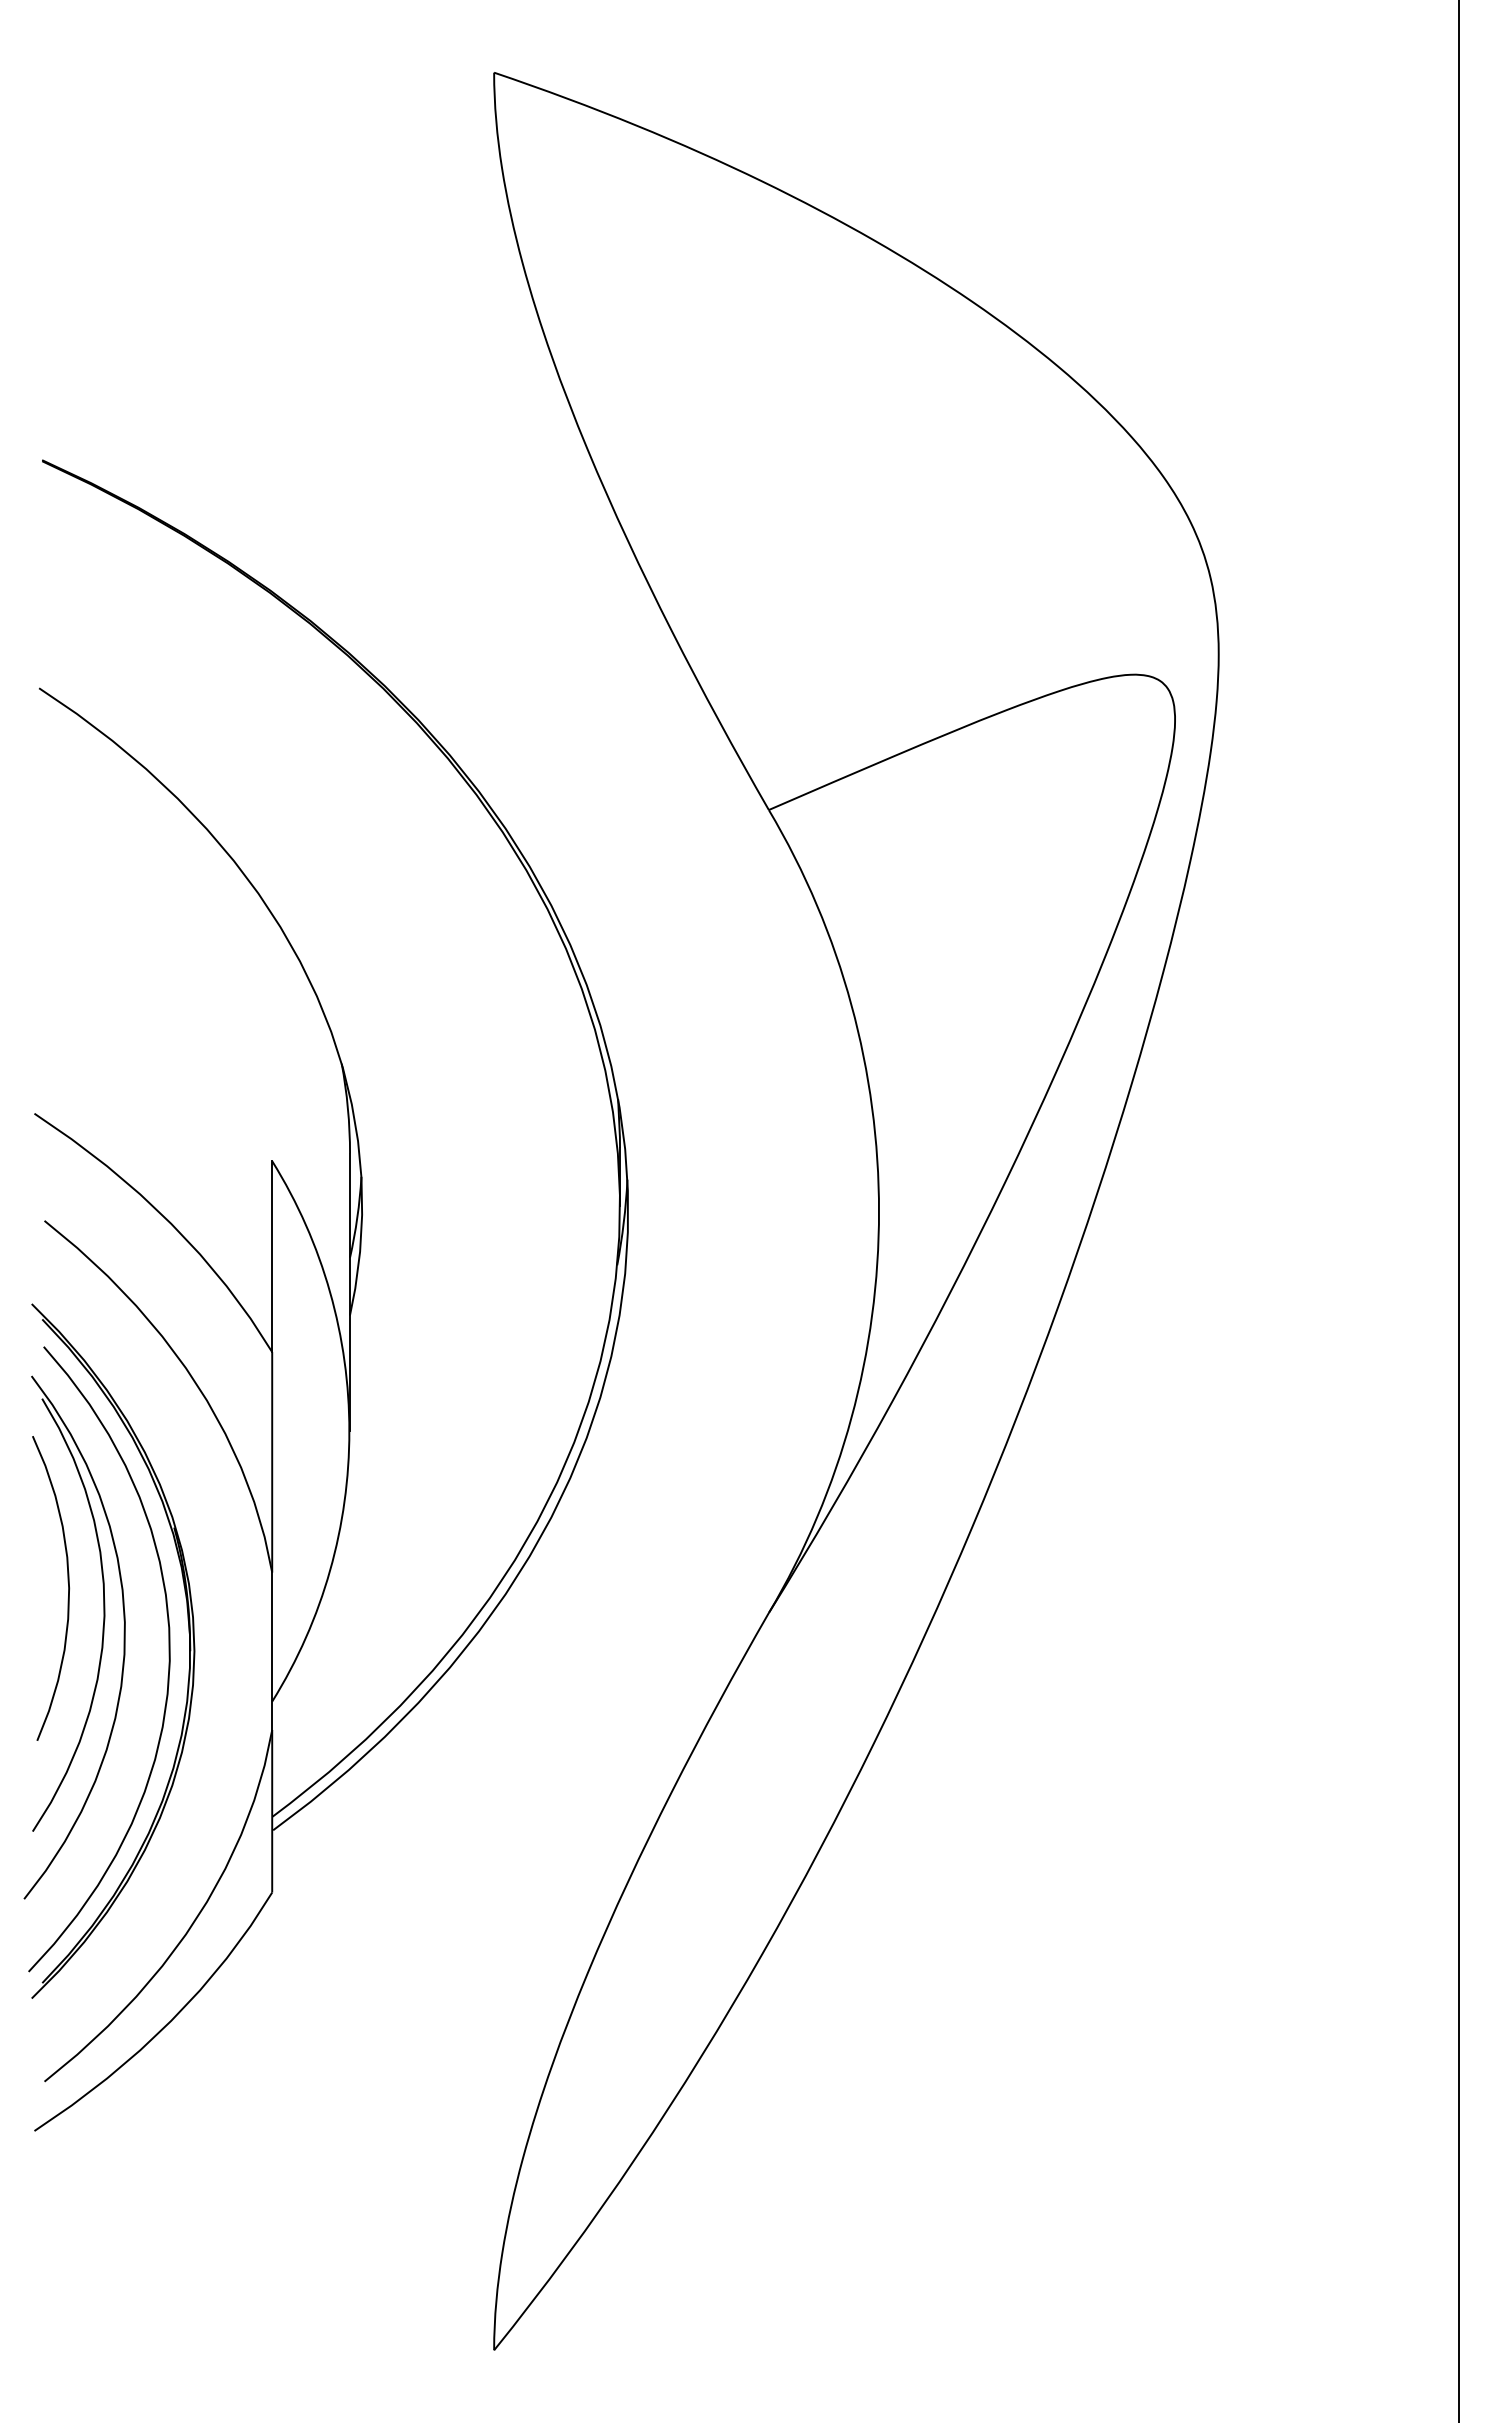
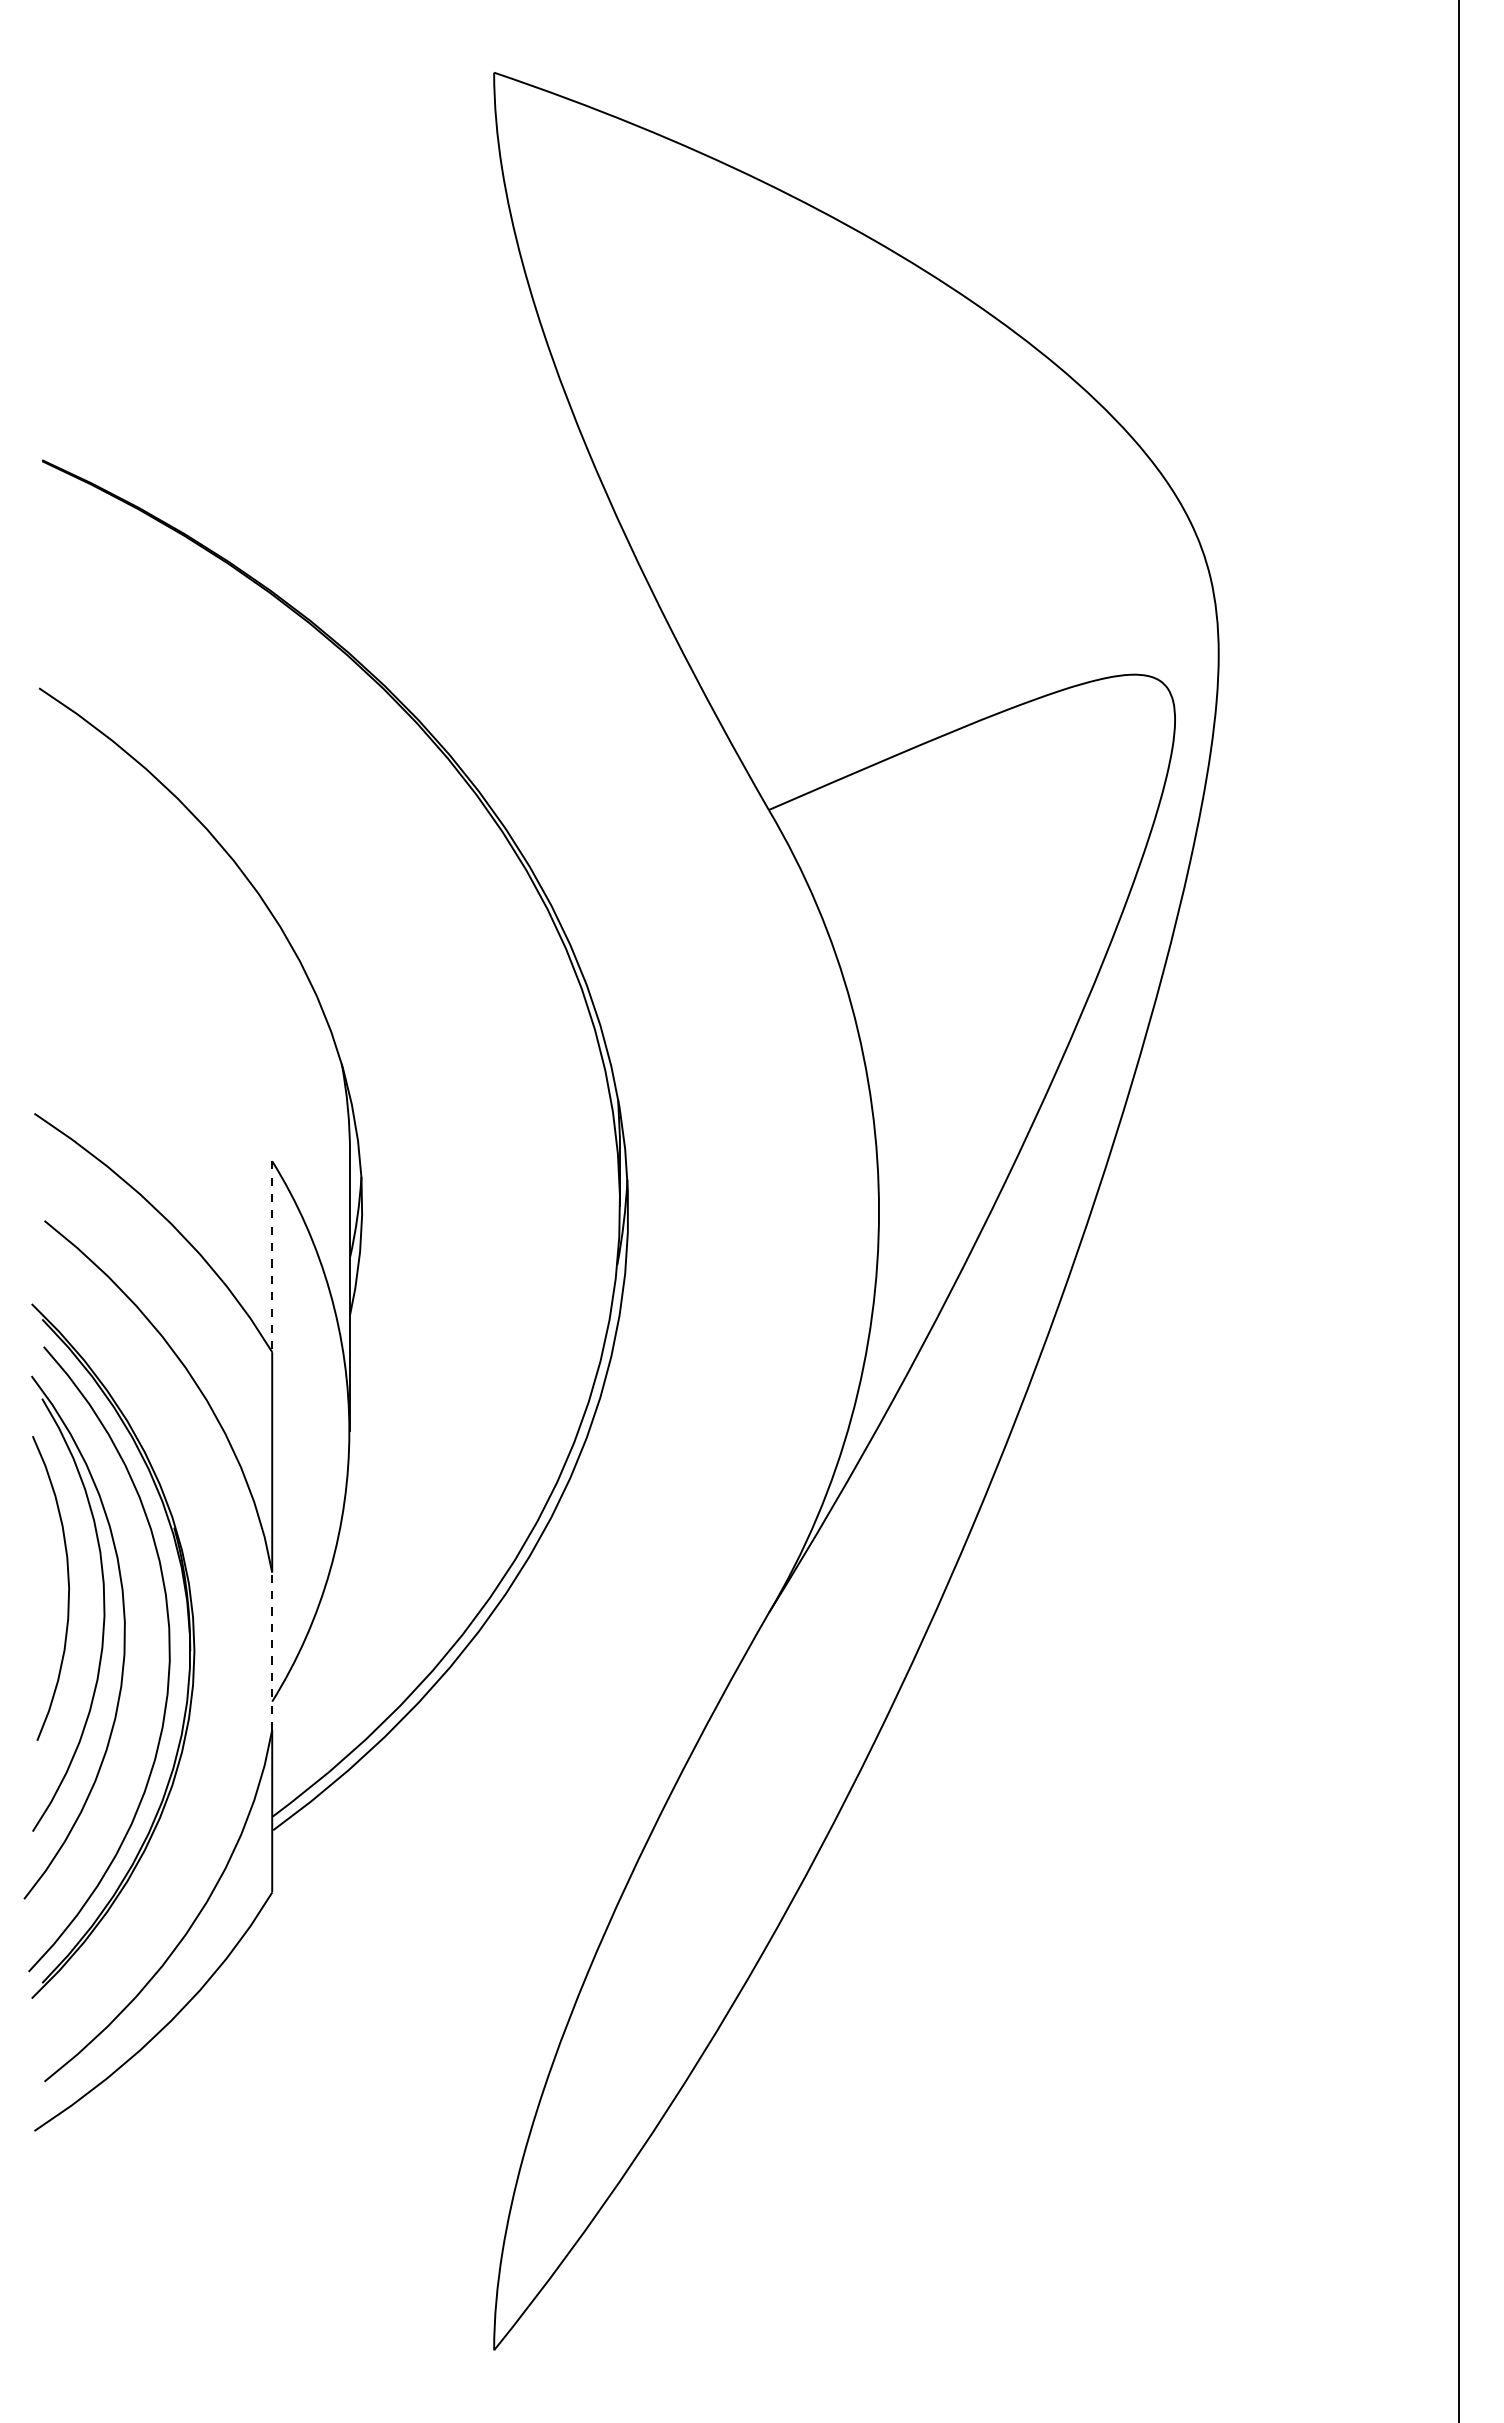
line: solid -> dashed (272, 1257)
line: solid -> dashed (272, 1651)
